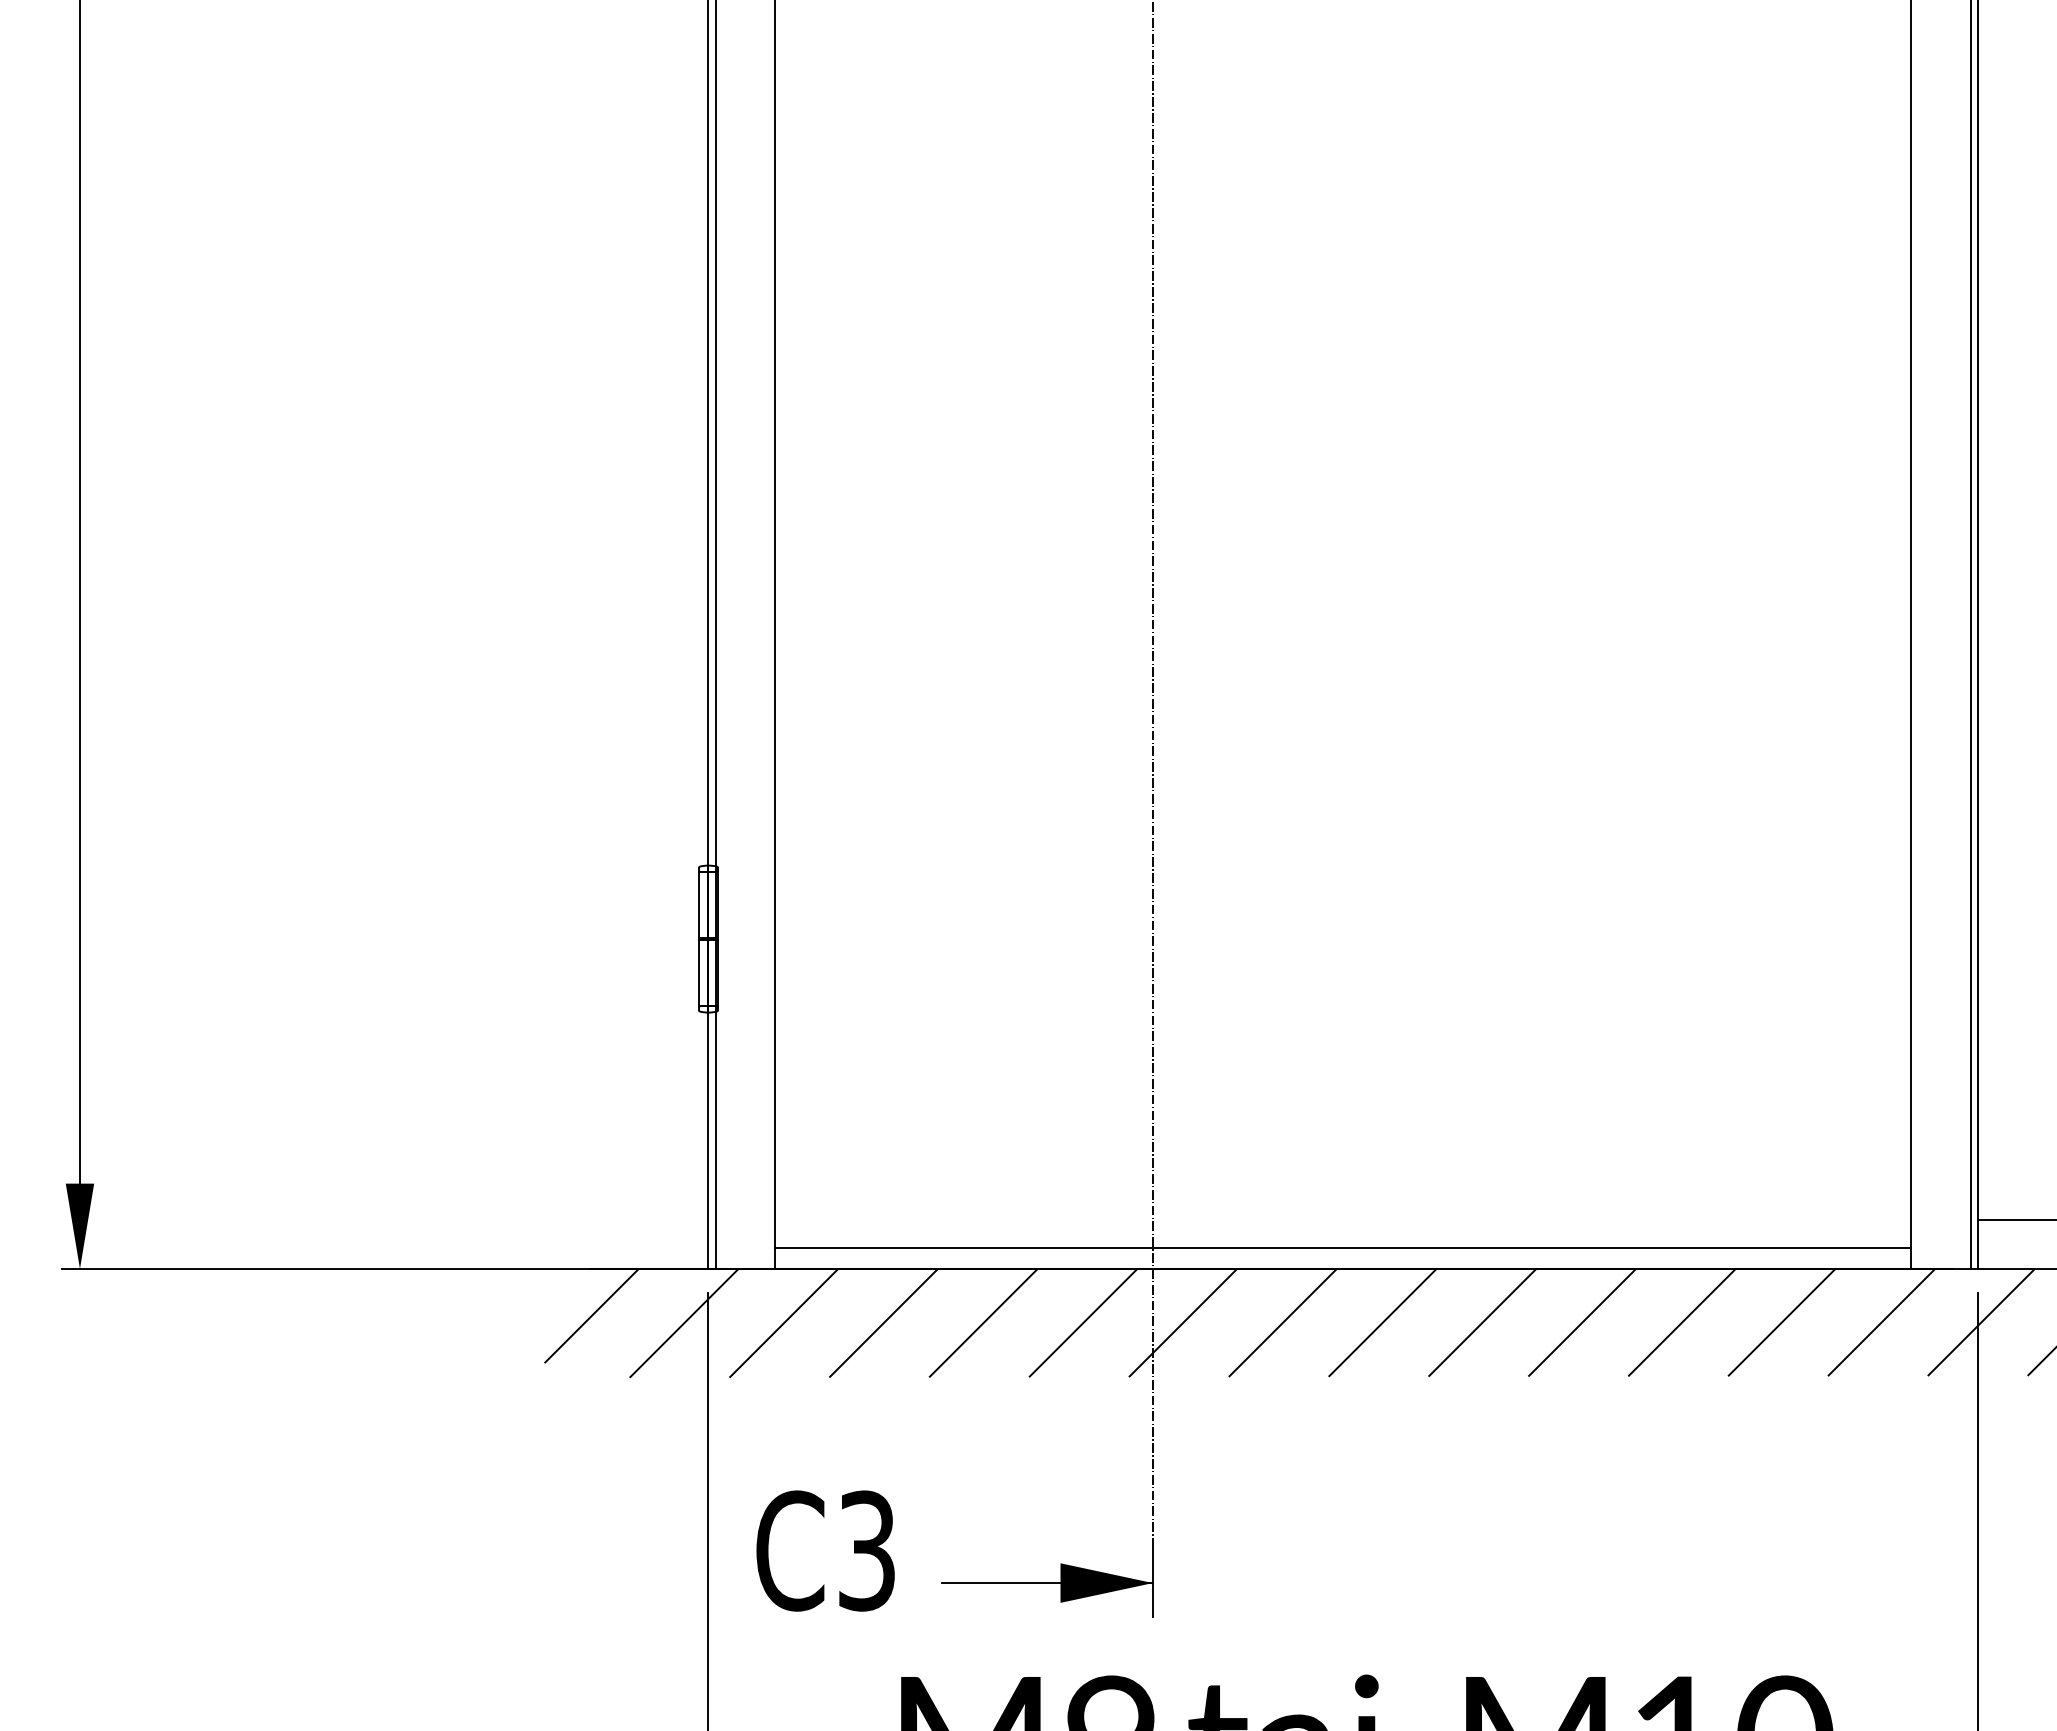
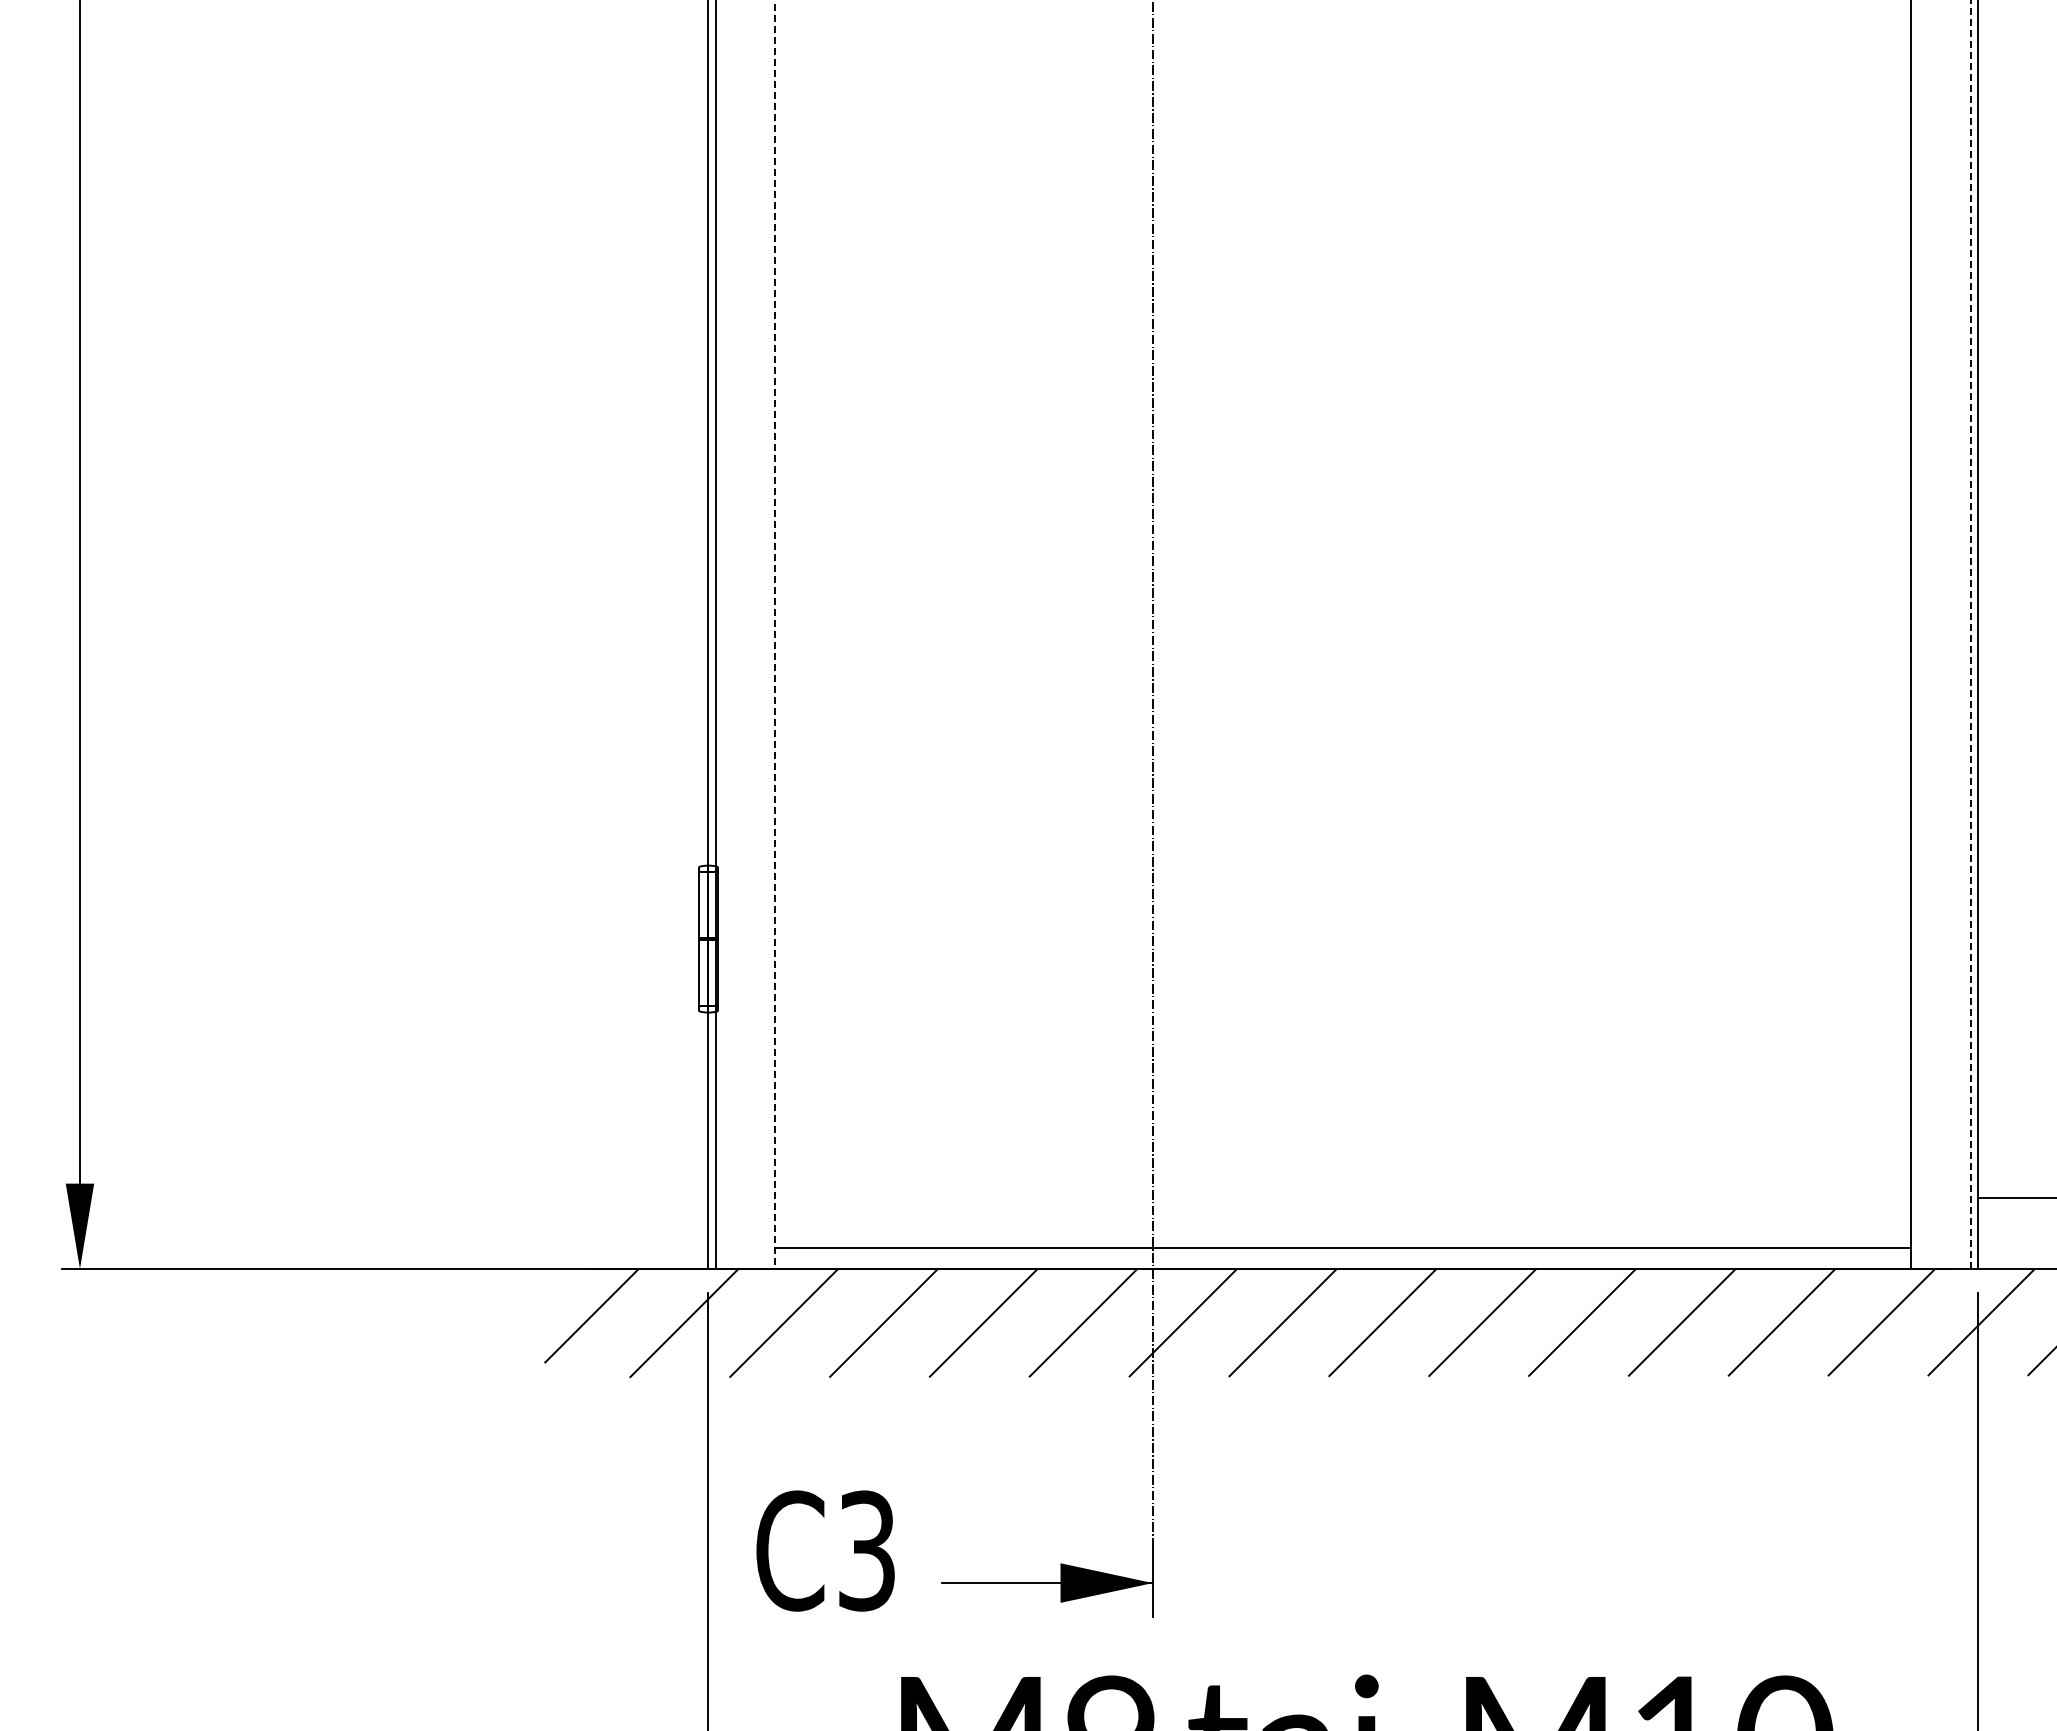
line: solid -> dashed (1970, 633)
line: solid -> dashed (774, 635)
line position: (2015, 1219) -> (2015, 1197) (2015, 1197)
